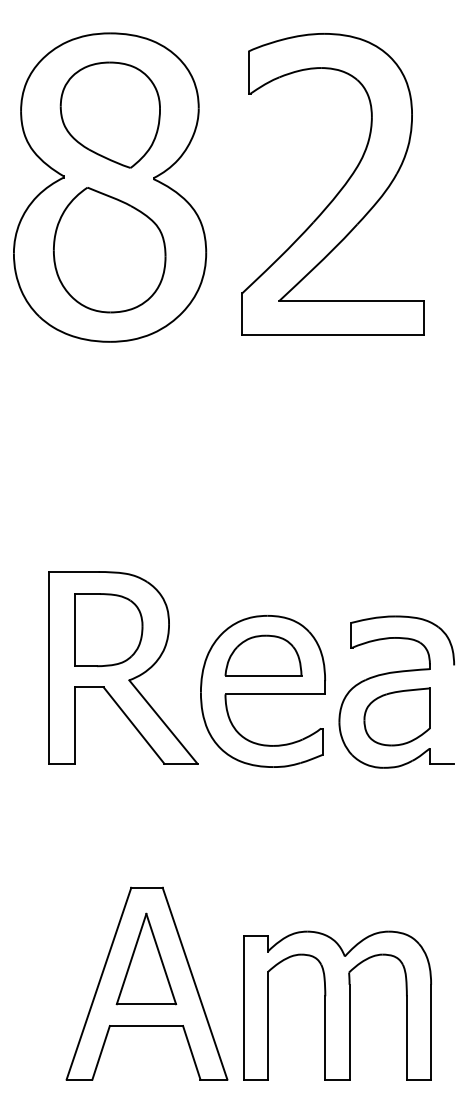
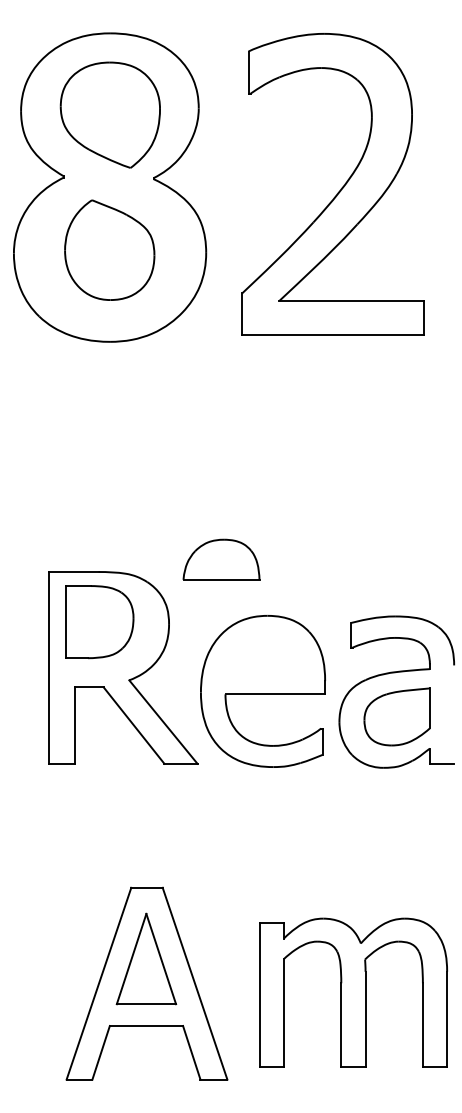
part size: 114x127 px -> 92x102 px (109, 249)
part position: (108, 630) -> (99, 622) (99, 622)
part position: (263, 655) -> (221, 559) (221, 559)
part position: (337, 1005) -> (353, 992) (353, 992)
